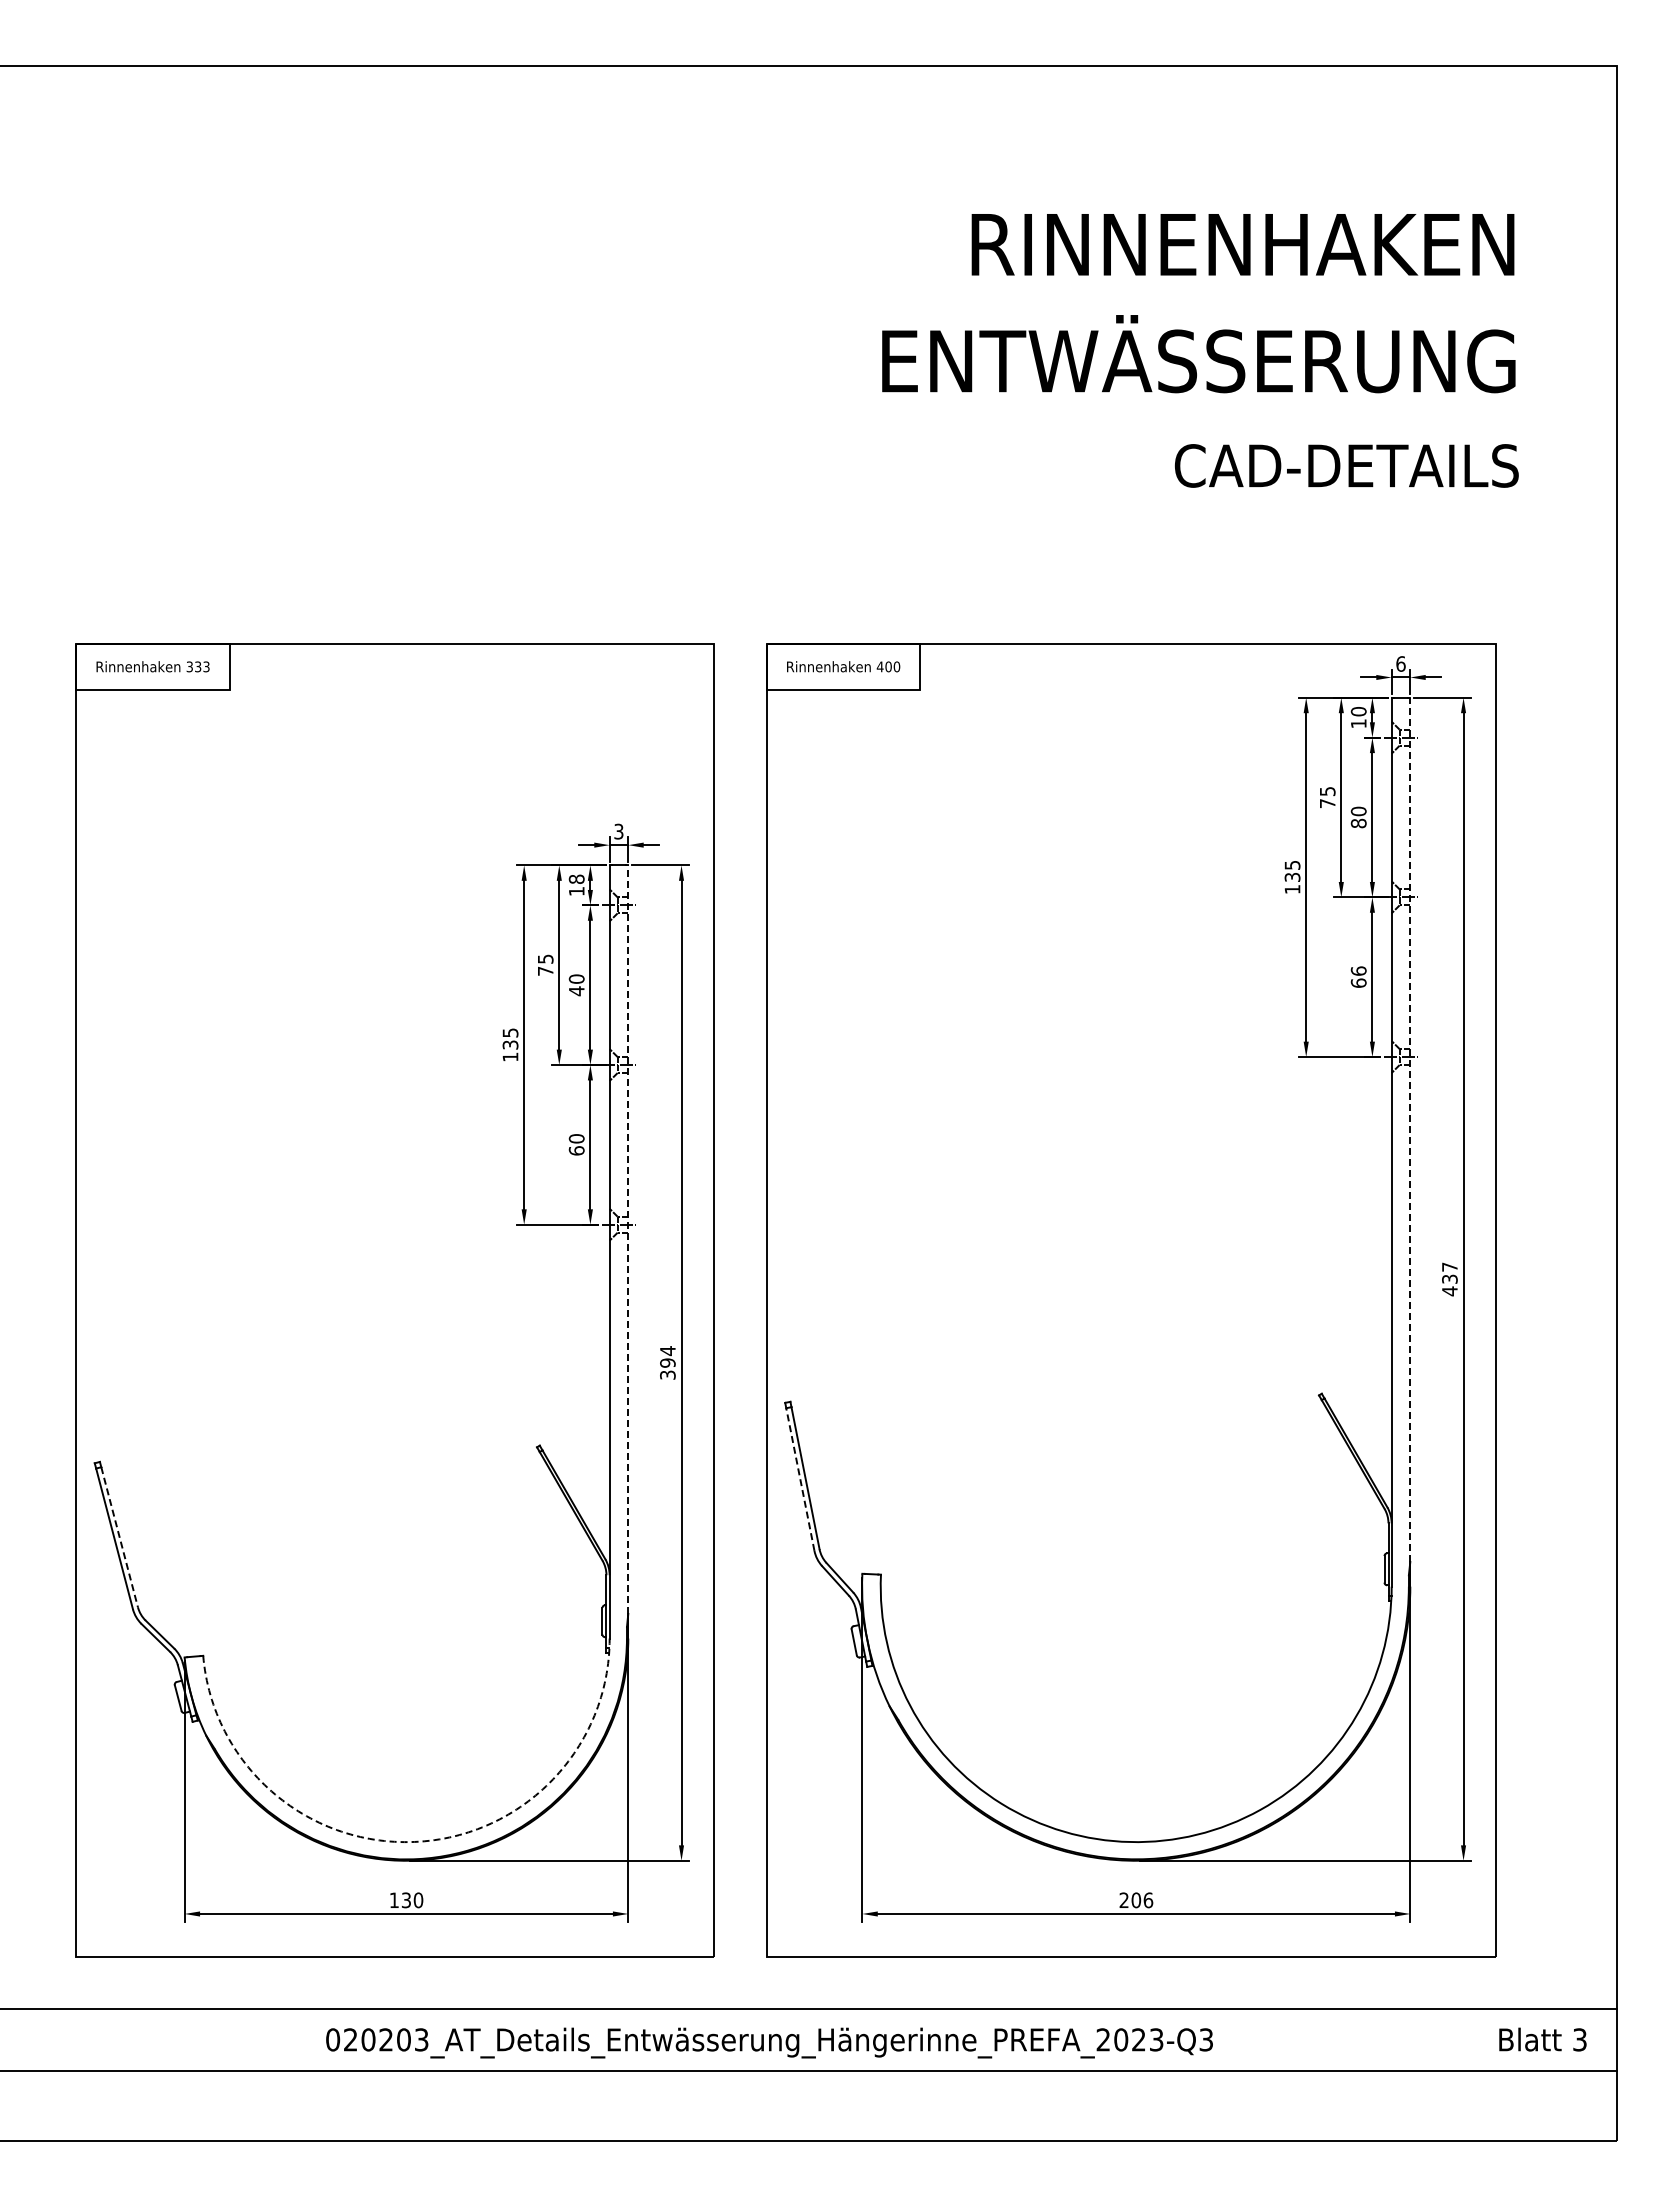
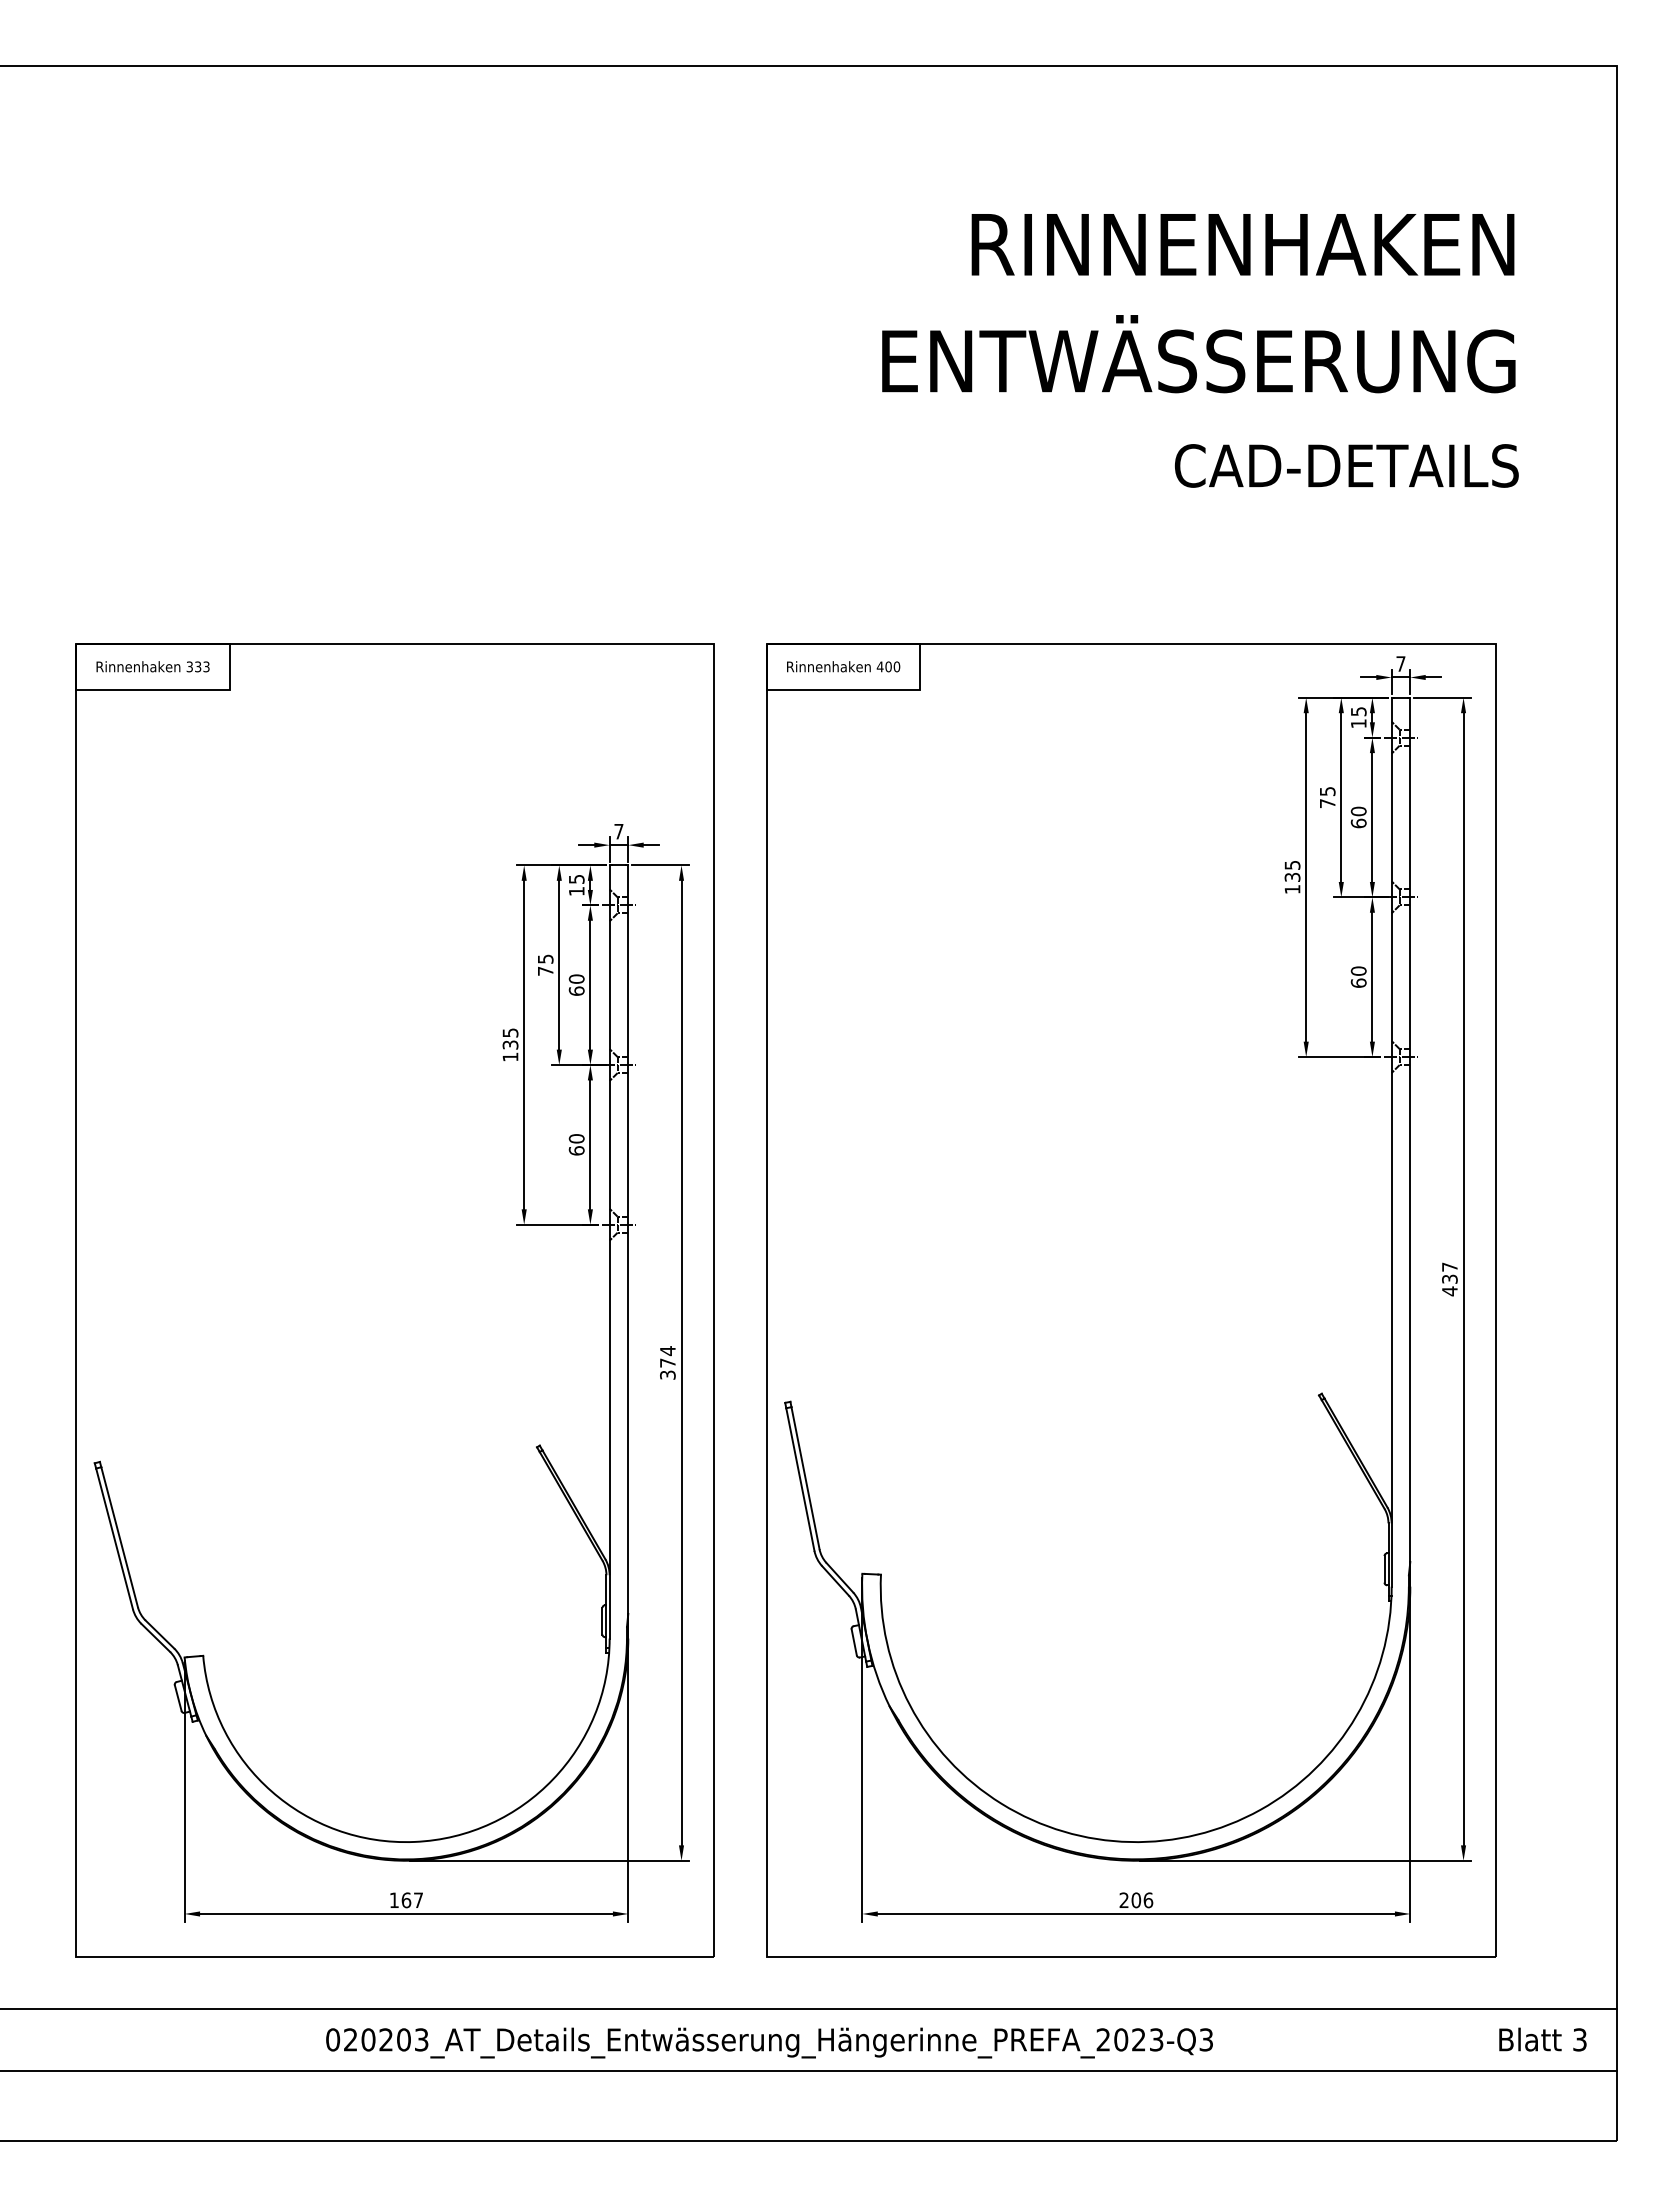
text: 6 -> 7 (1400, 663)
text: 10 -> 15 (1358, 711)
text: 80 -> 60 (1358, 823)
text: 3 -> 7 (618, 831)
text: 18 -> 15 (576, 878)
text: 66 -> 60 (1358, 970)
text: 40 -> 60 (576, 991)
line: dashed -> solid (1410, 1129)
line: dashed -> solid (628, 1239)
text: 394 -> 374 (667, 1362)
line: dashed -> solid (800, 1479)
line: dashed -> solid (119, 1537)
arc: dashed -> solid (414, 1841)
text: 130 -> 167 (412, 1900)
